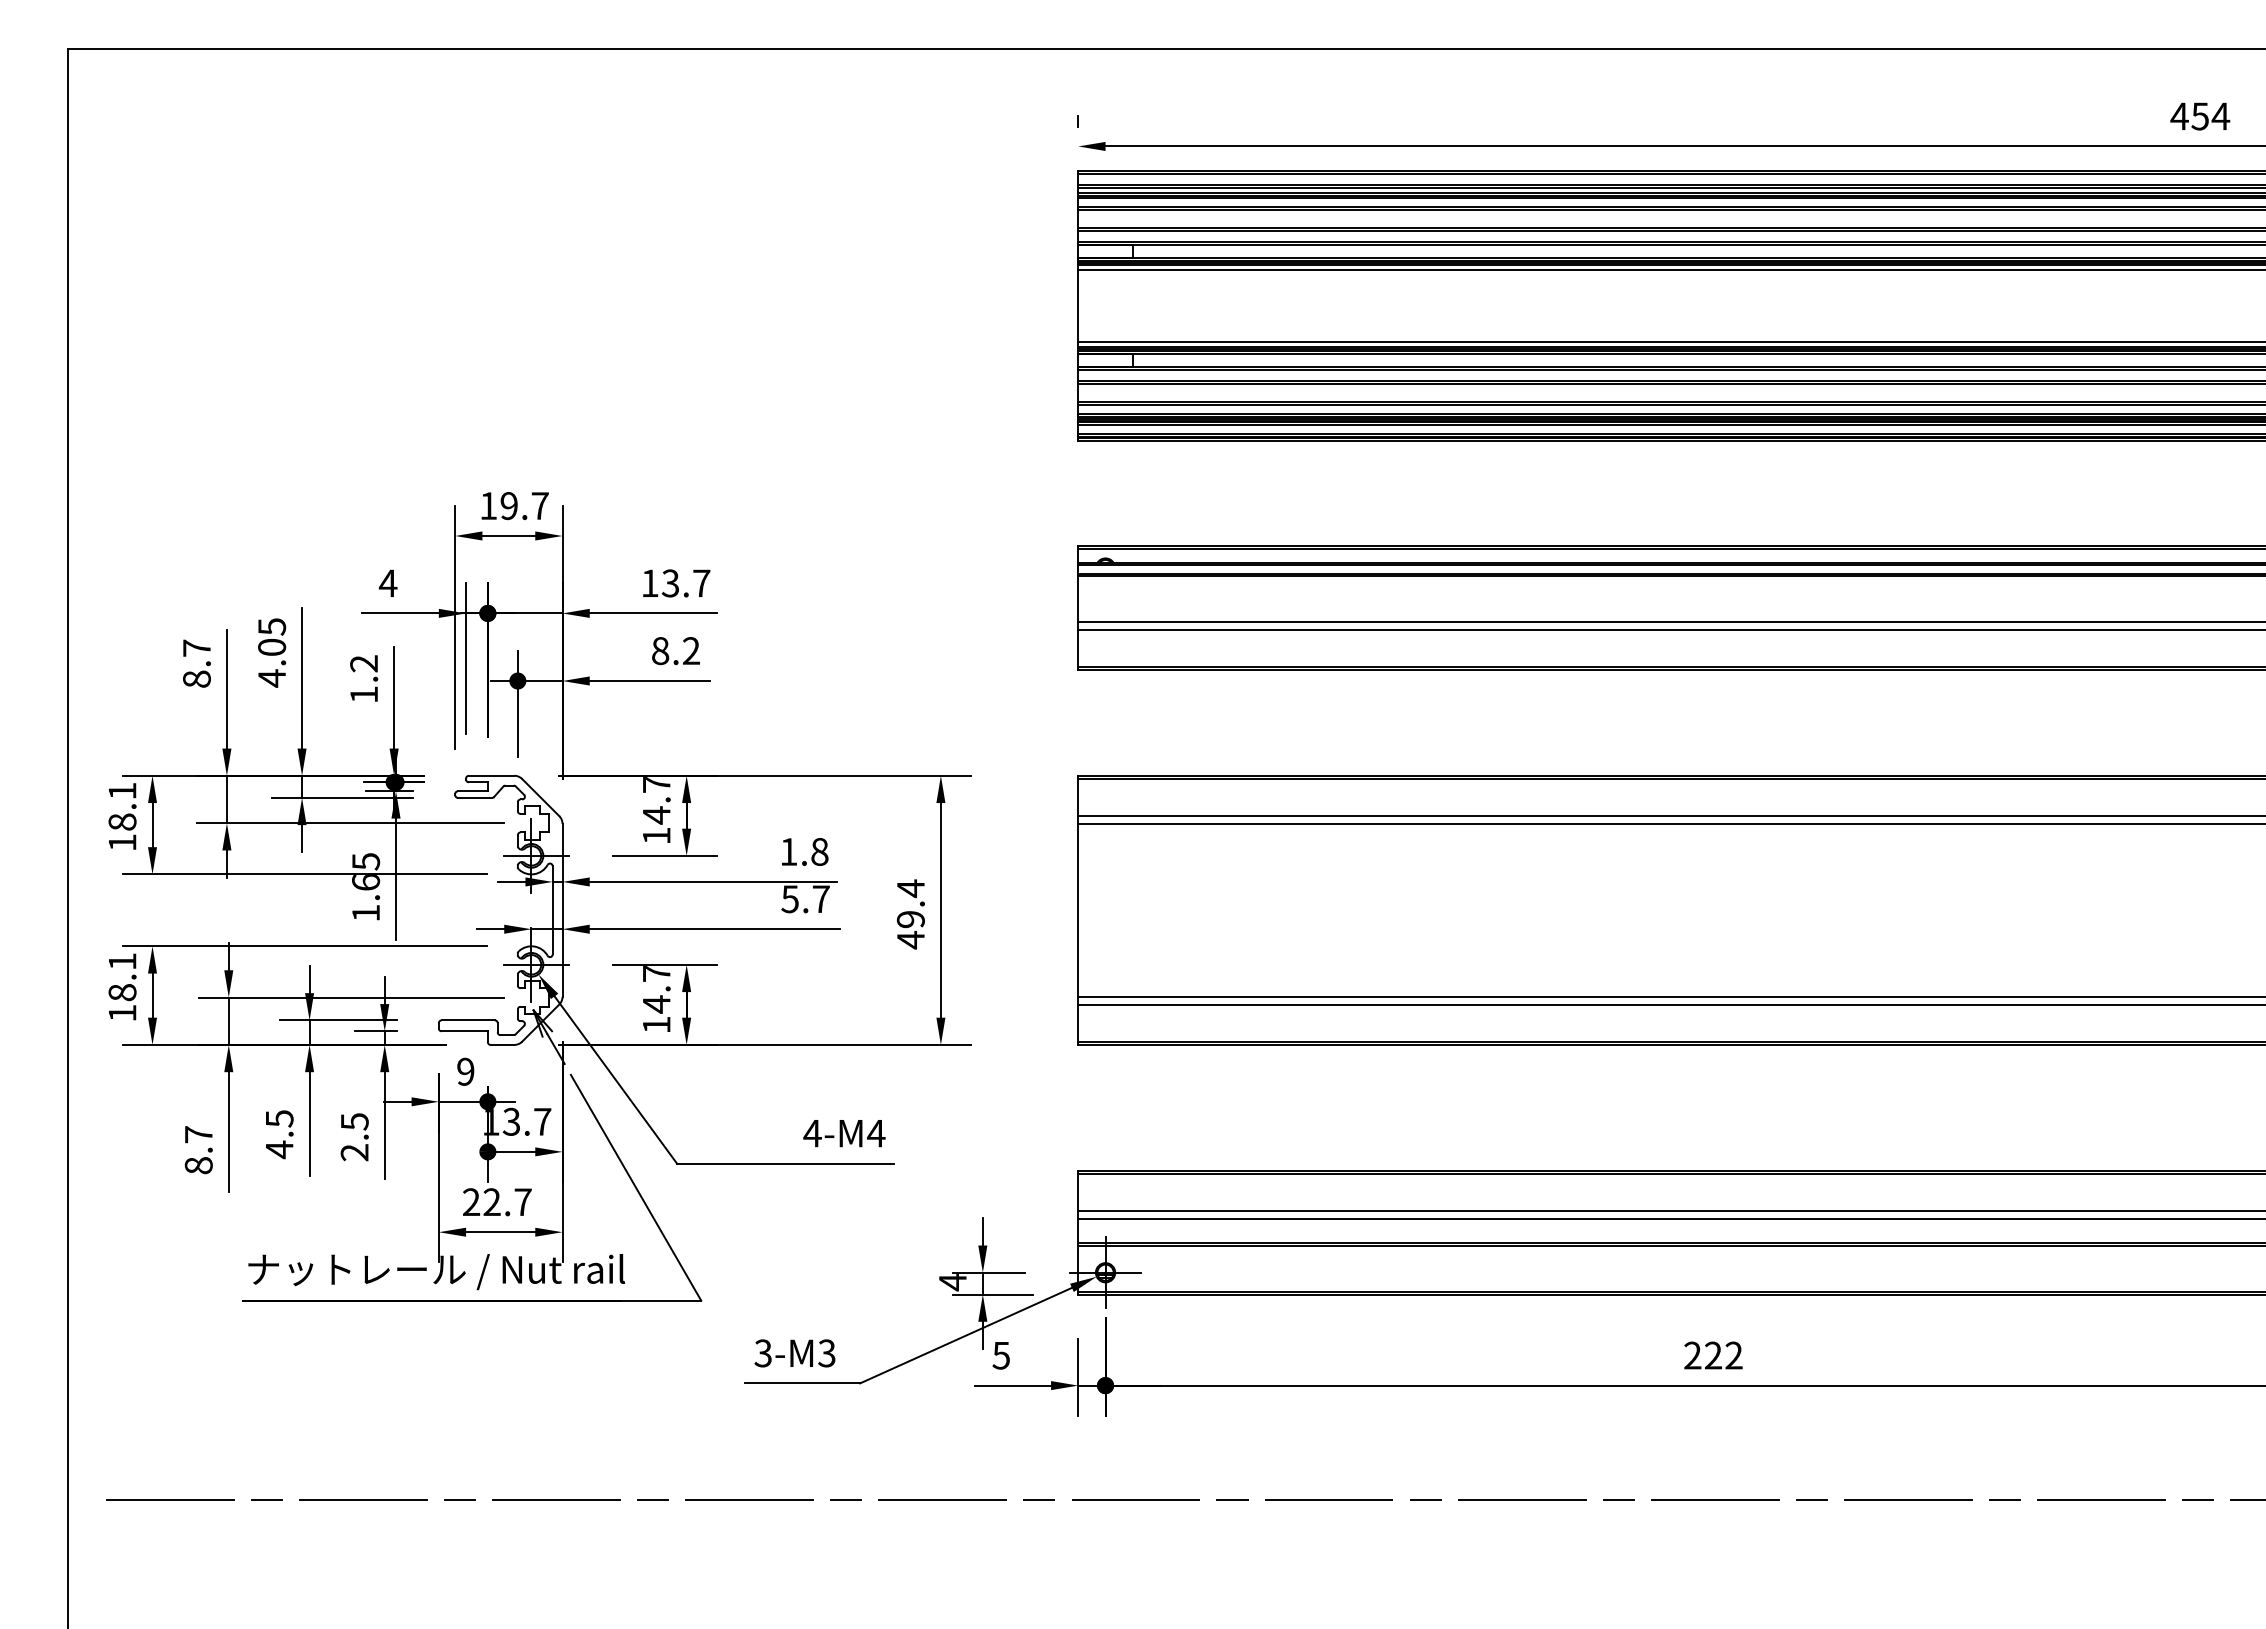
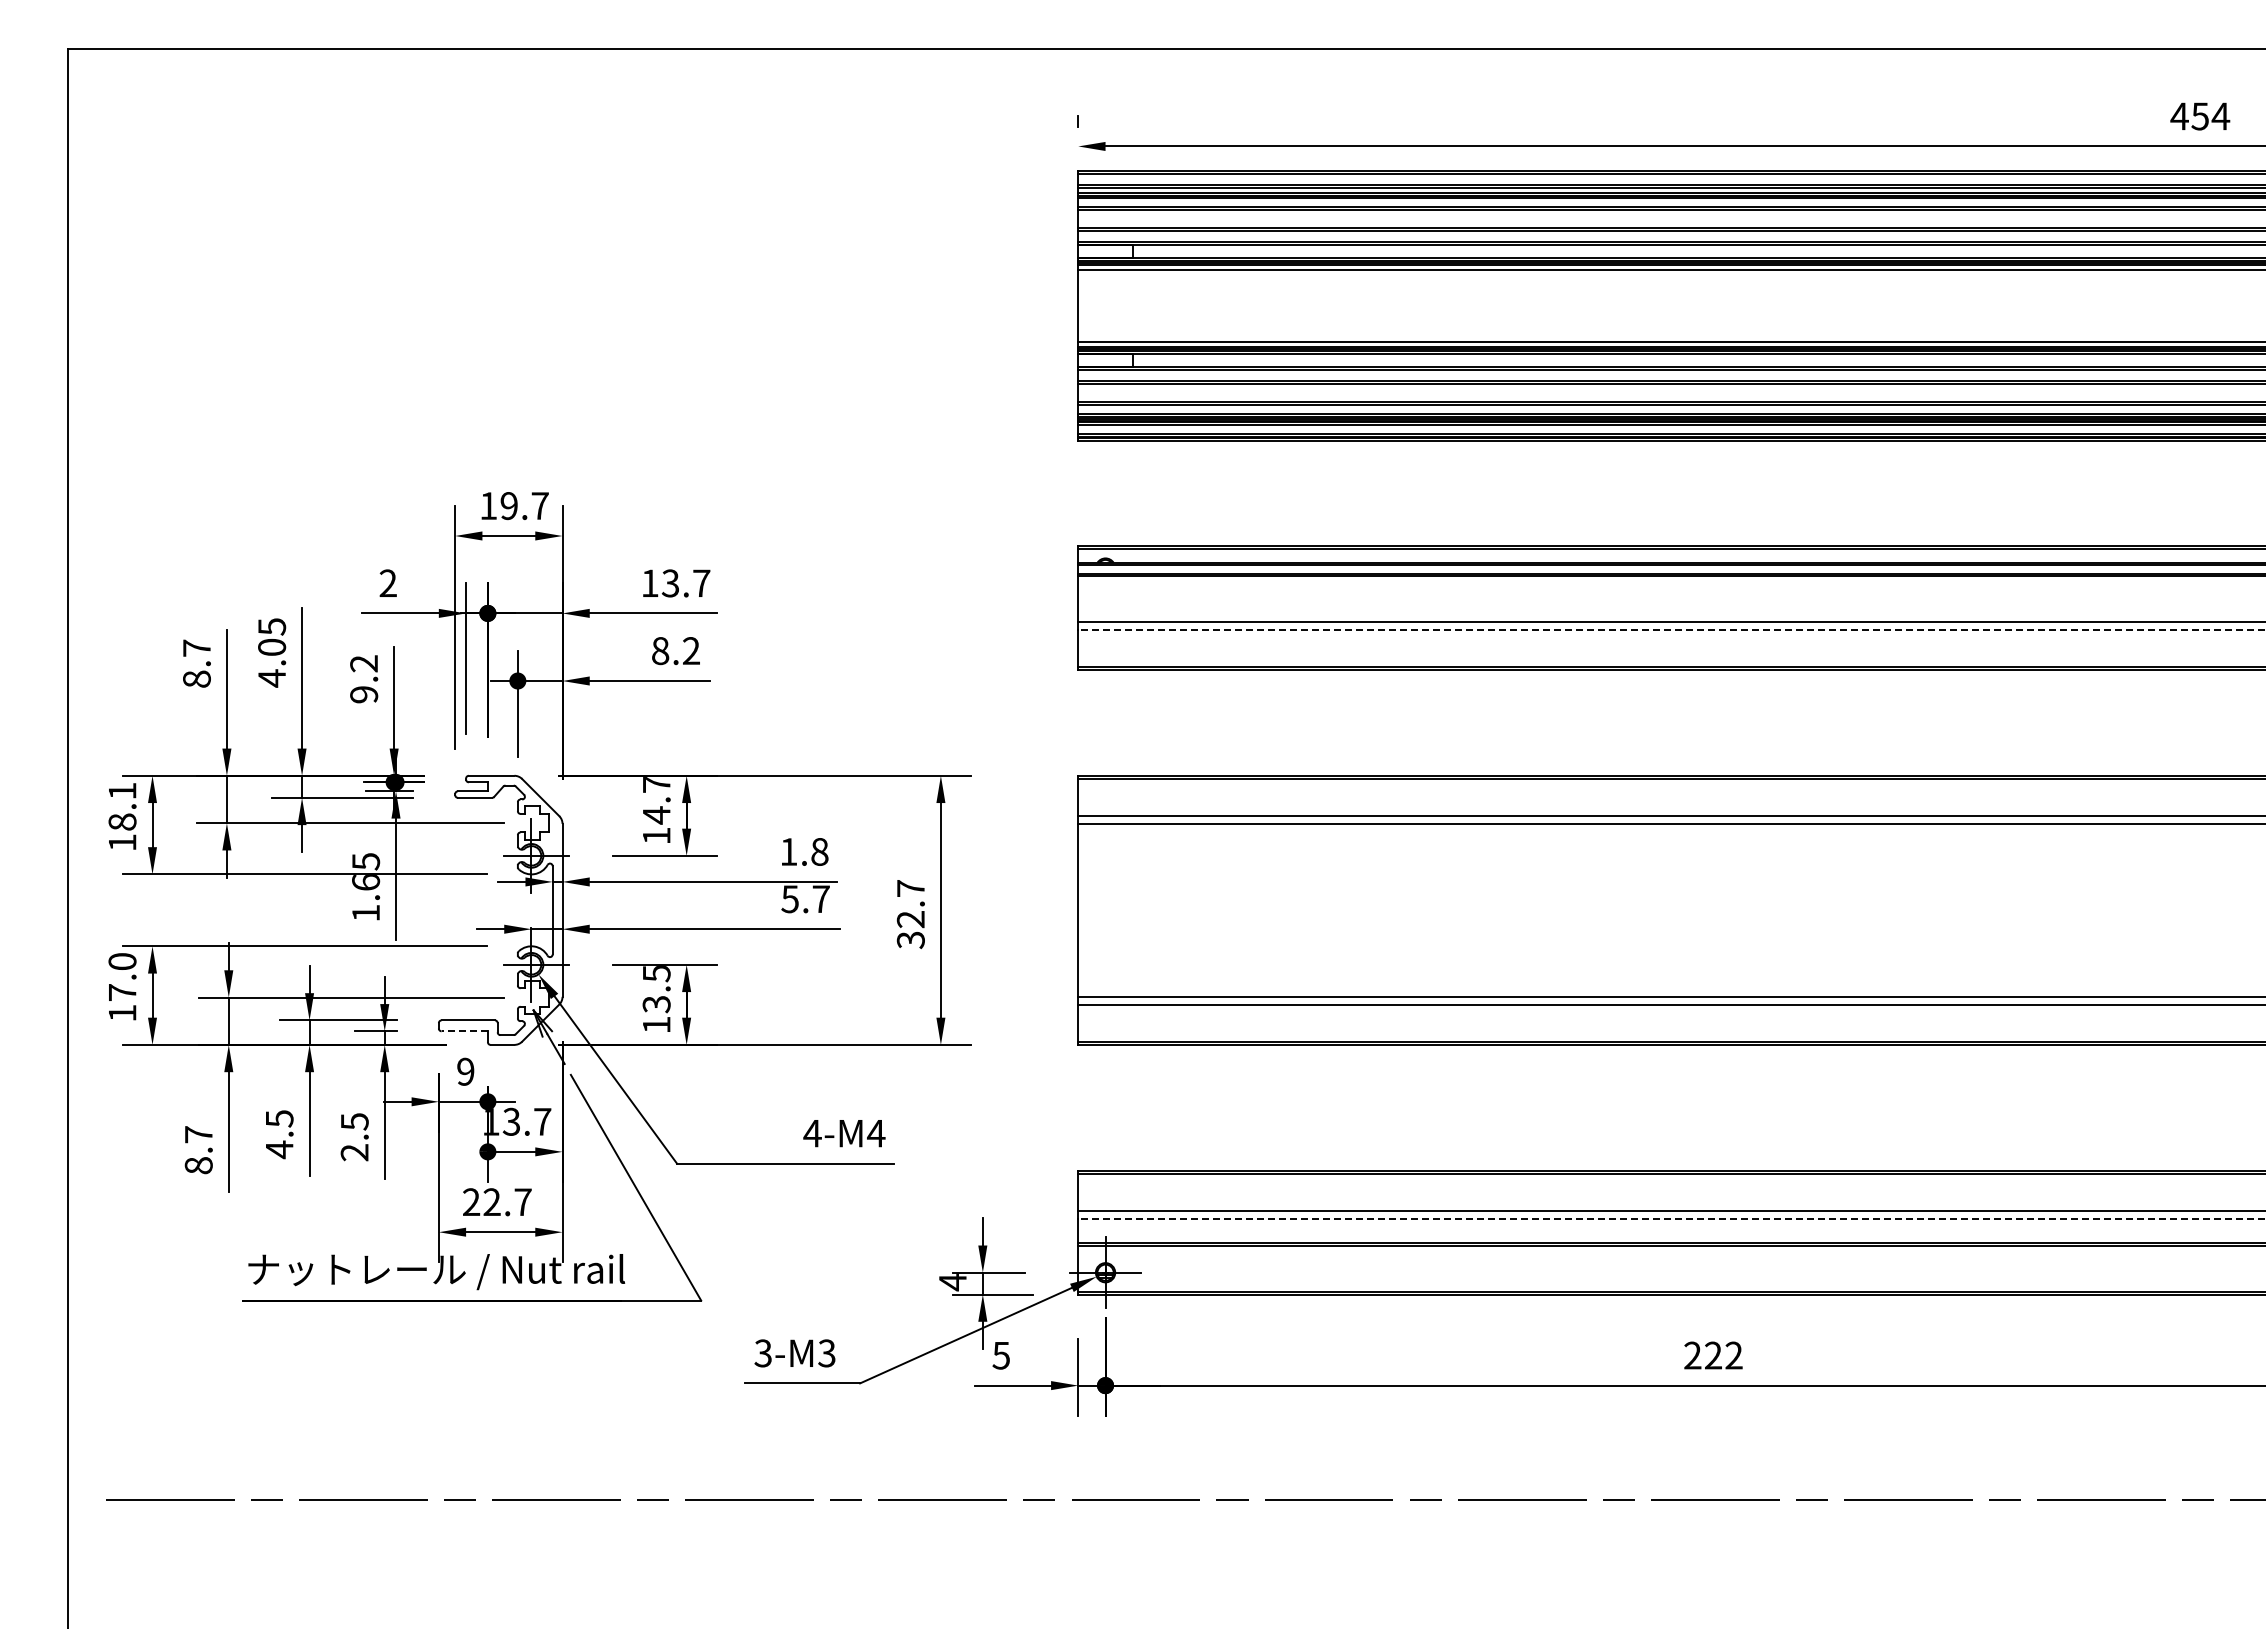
text: 4 -> 2 (387, 582)
line: solid -> dashed (1672, 629)
text: 1.2 -> 9.2 (364, 694)
text: 49.4 -> 32.7 (910, 914)
text: 18.1 -> 17.0 (122, 977)
text: 14.7 -> 13.5 (656, 989)
line: solid -> dashed (464, 1031)
line: solid -> dashed (1672, 1218)
